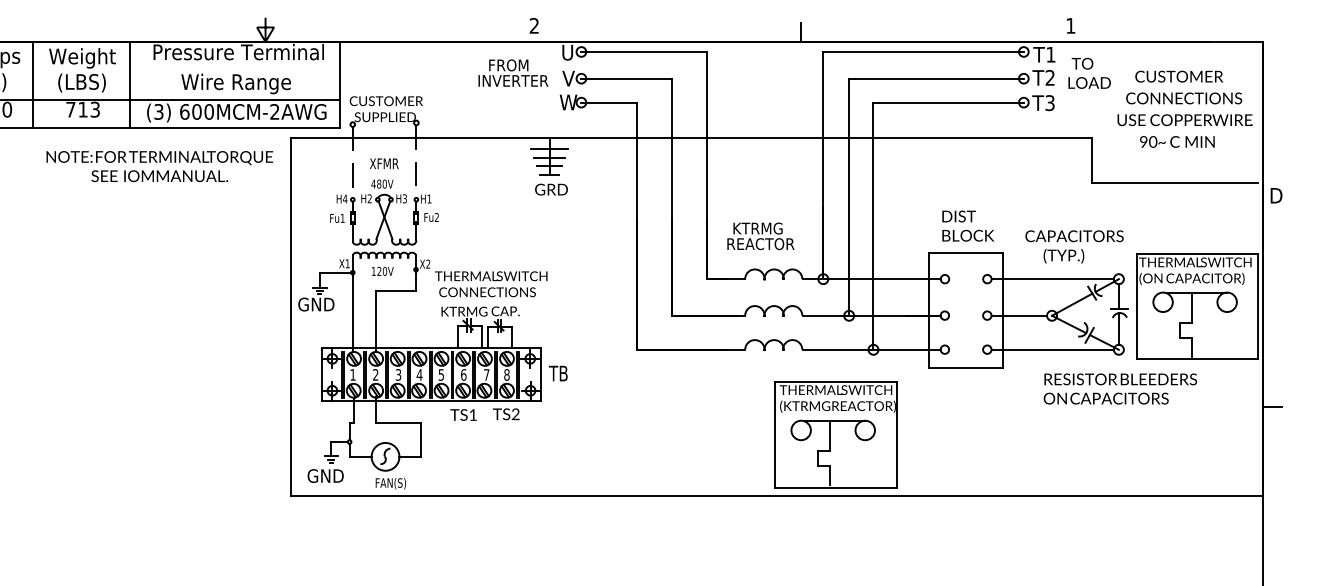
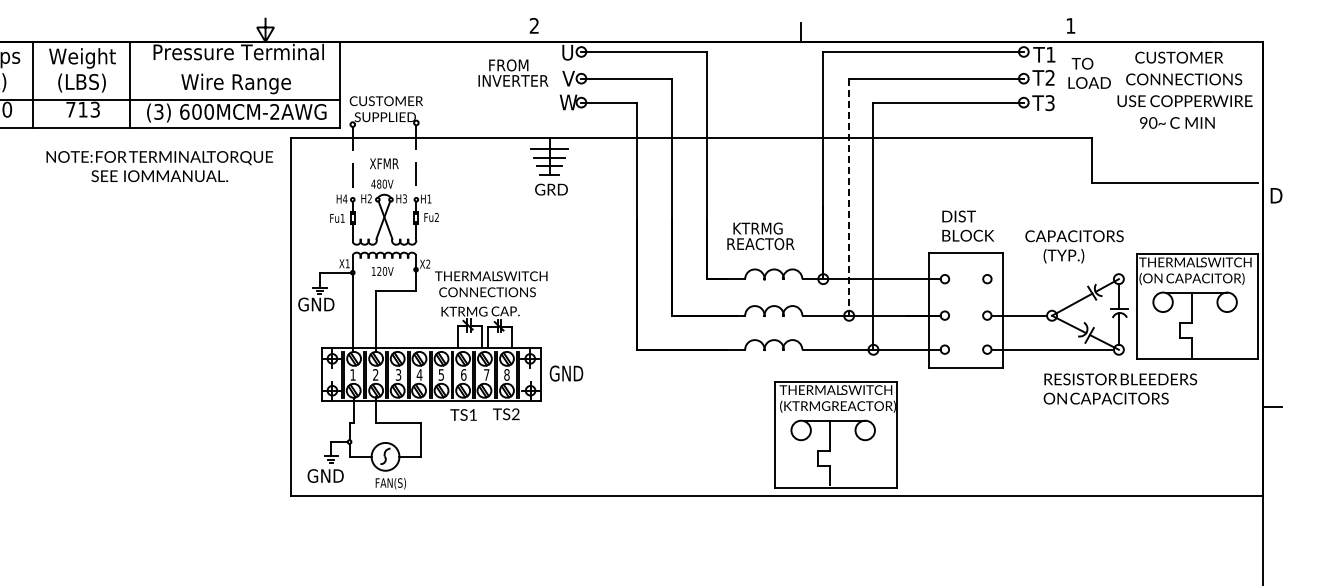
text position: (1184, 108) -> (1184, 89) (1184, 89)
line: solid -> dashed (849, 197)
line: present -> none (1052, 279)
text: TB -> GND (565, 373)
